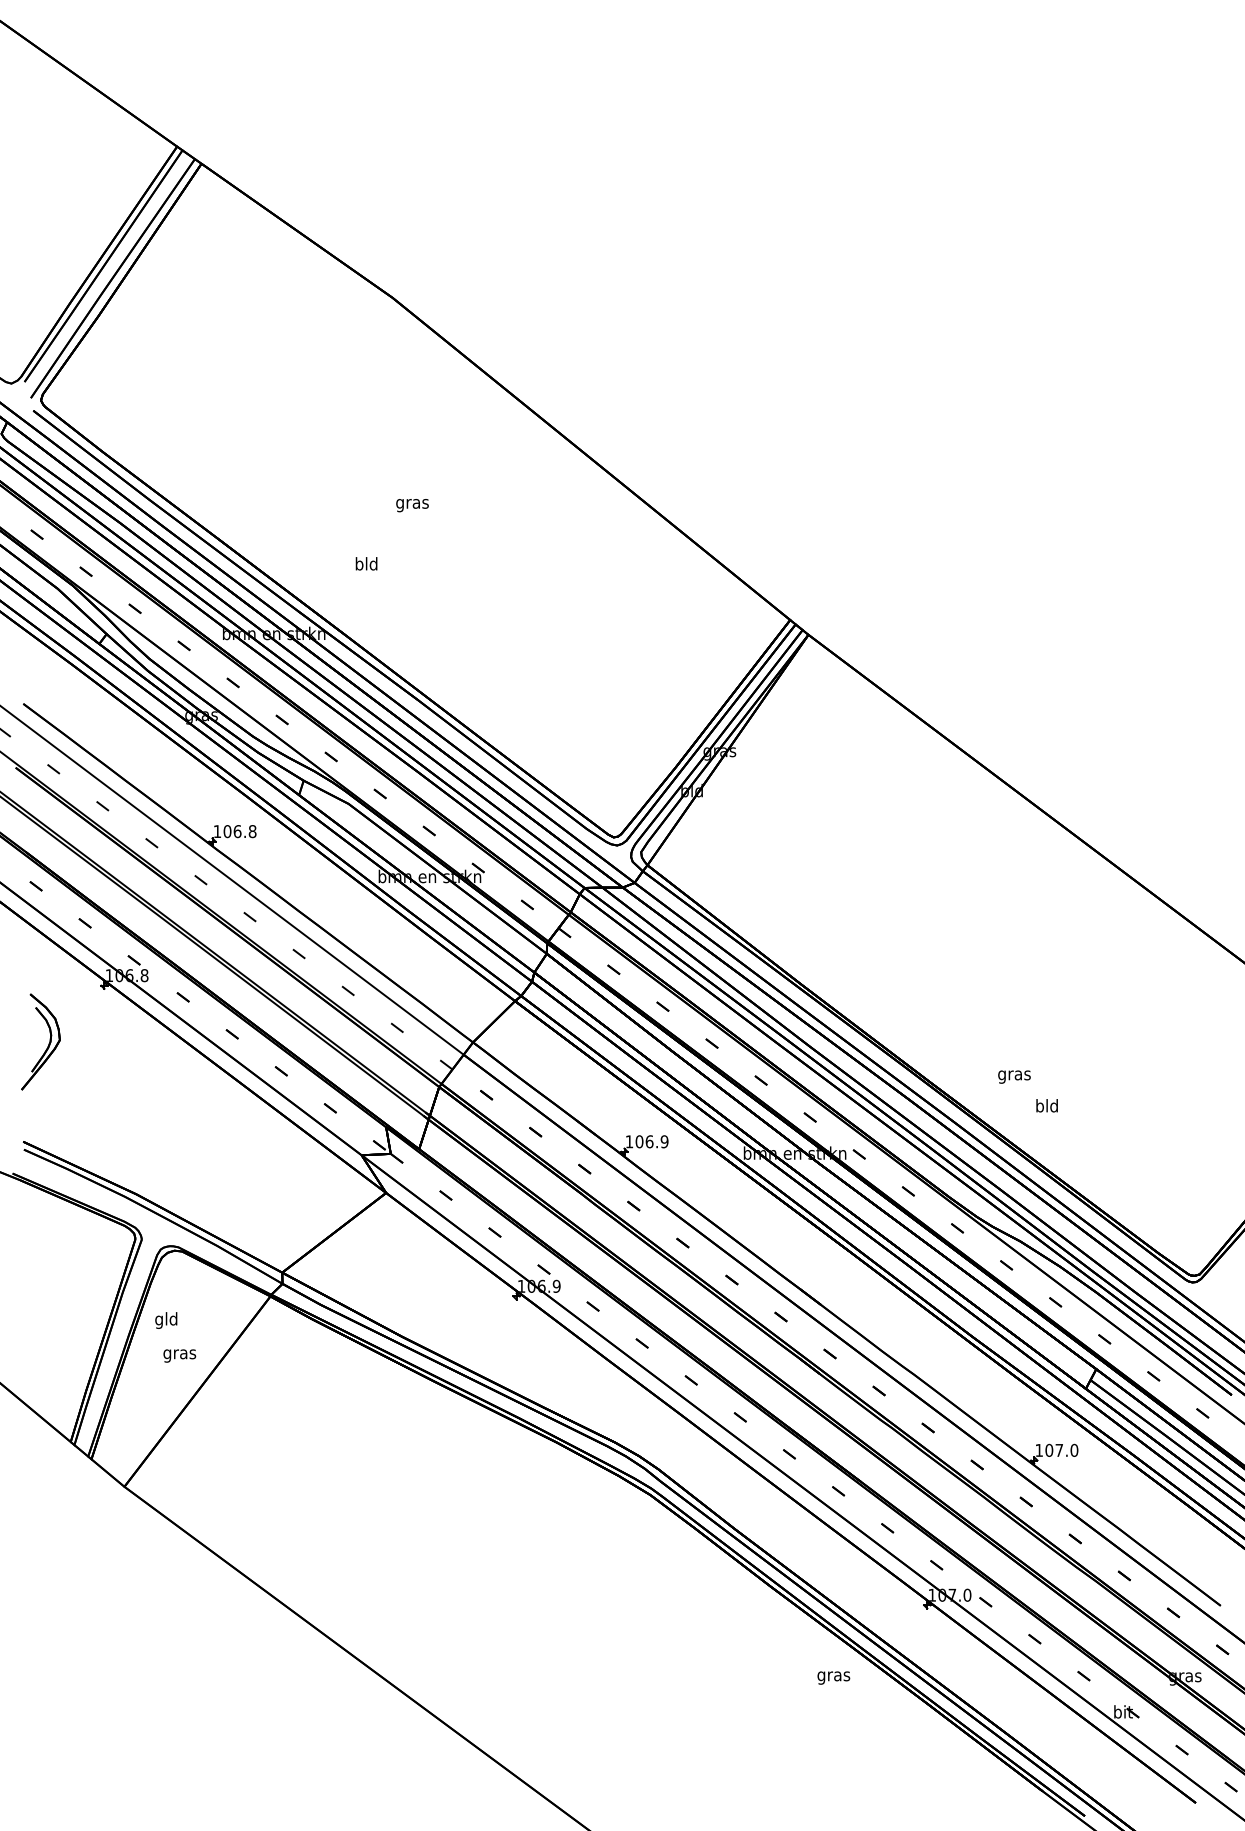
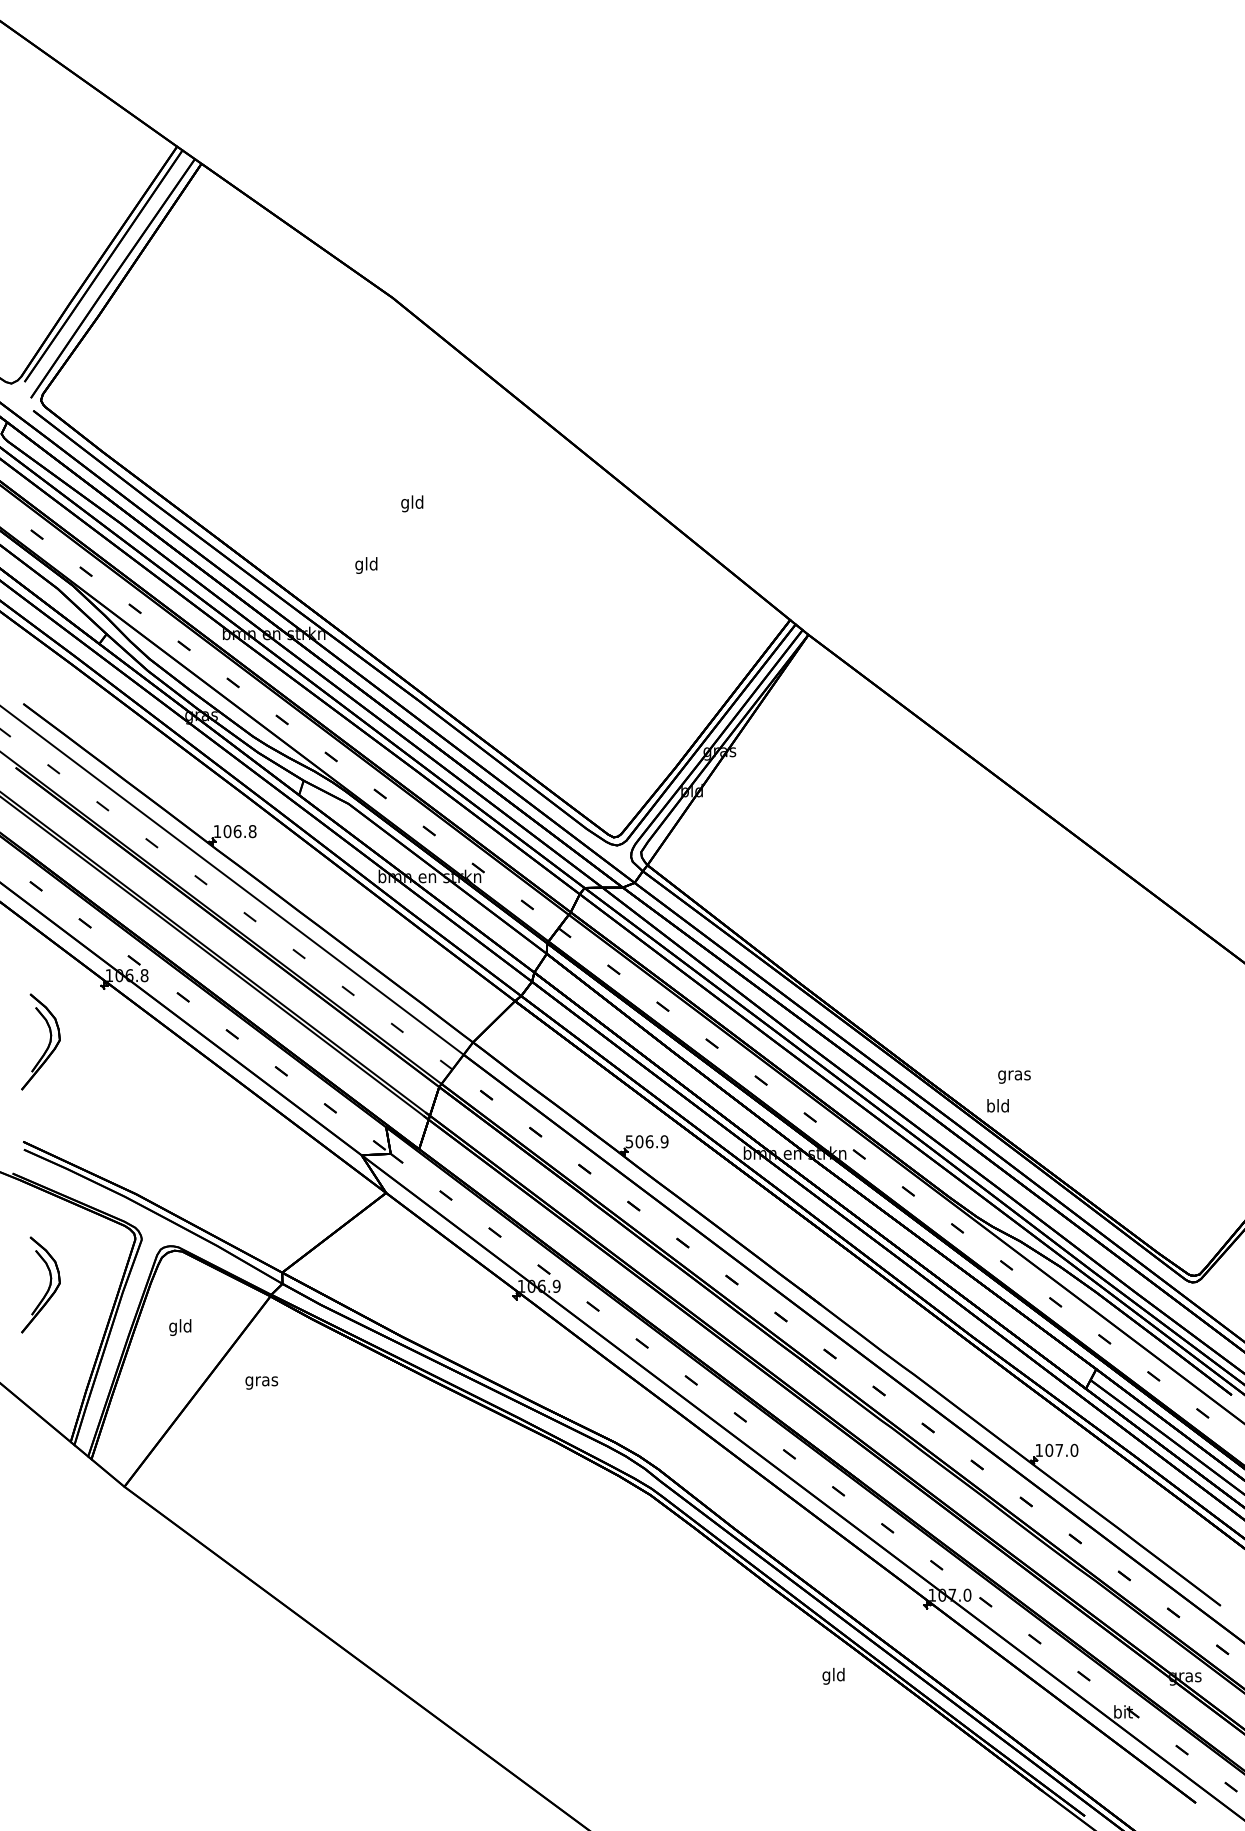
text: gras -> gld (412, 503)
text: bld -> gld (359, 565)
text position: (1046, 1105) -> (997, 1105) (997, 1105)
text: 106.9 -> 506.9 (629, 1141)
part: none -> present (48, 1286)
text position: (166, 1320) -> (180, 1327) (180, 1327)
text position: (179, 1355) -> (261, 1382) (261, 1382)
text: gras -> gld (833, 1675)
